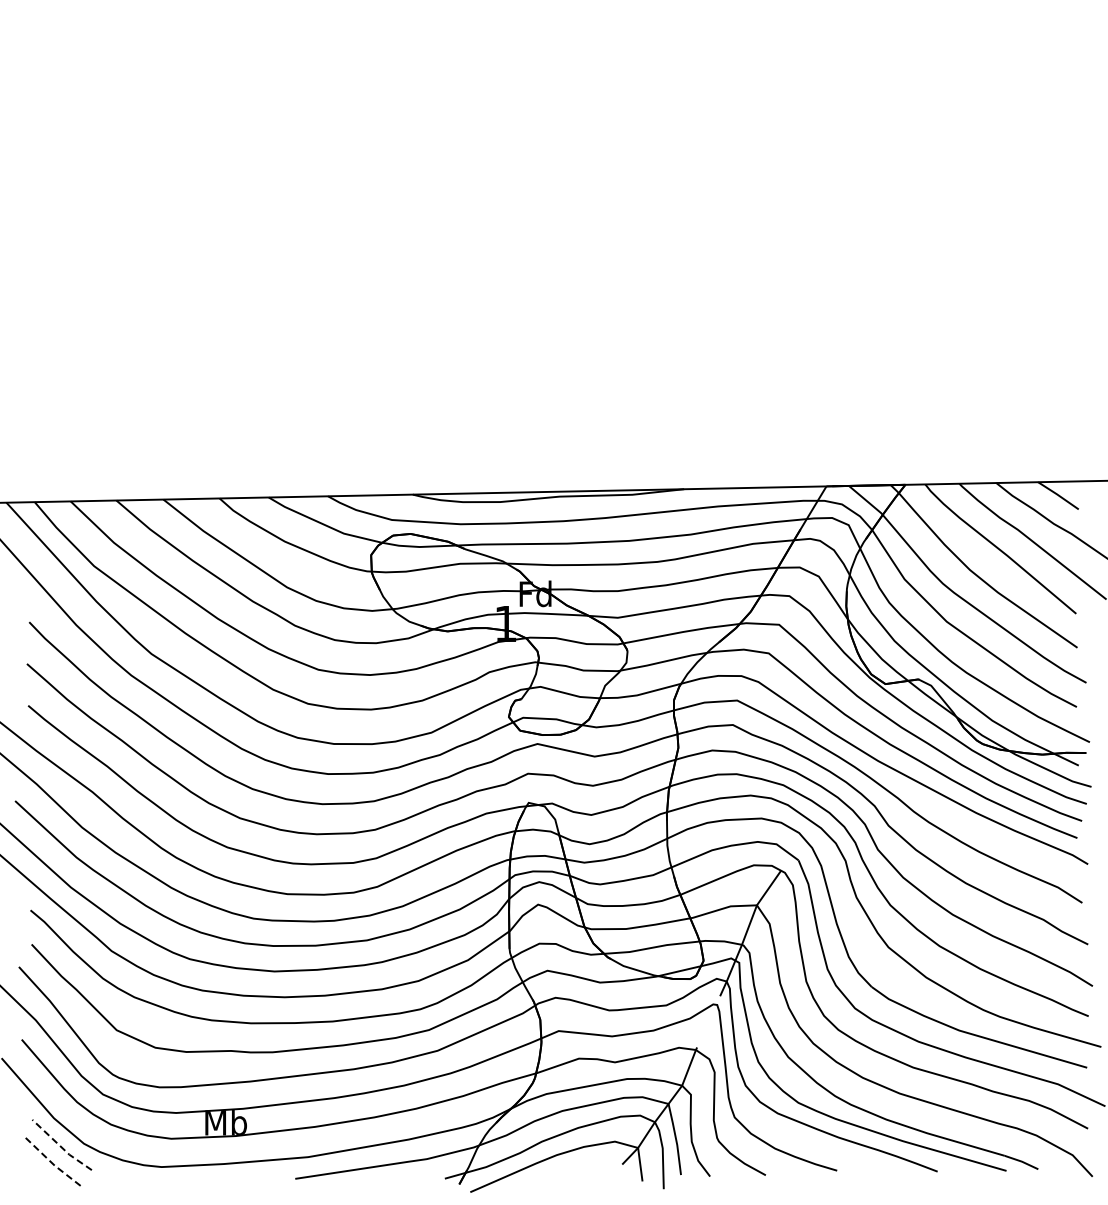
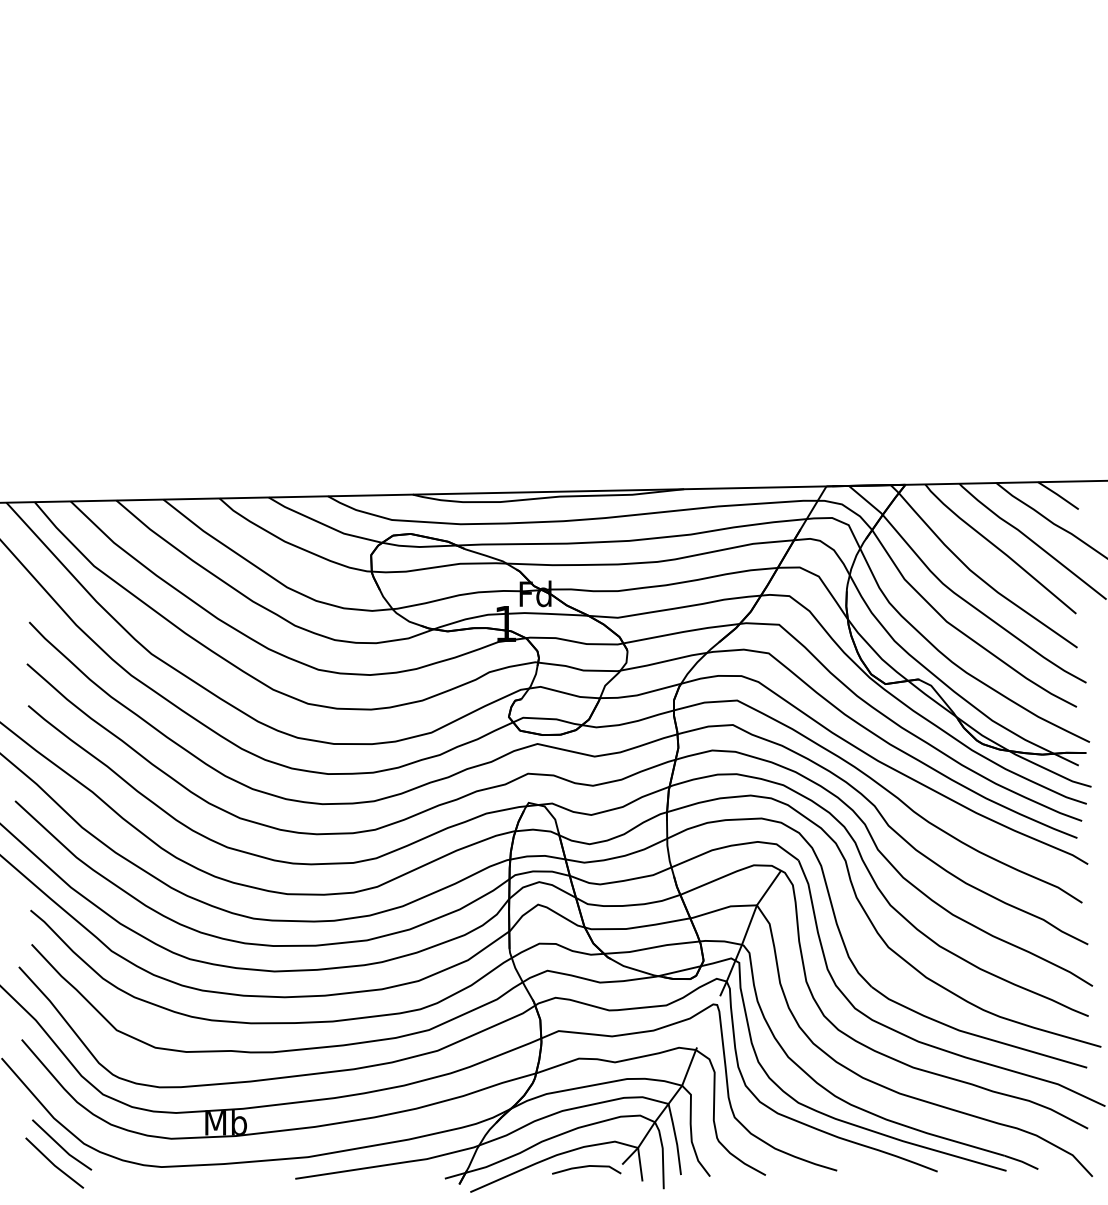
line: dashed -> solid (61, 1147)
line: dashed -> solid (54, 1165)
line: none -> present (586, 1167)
